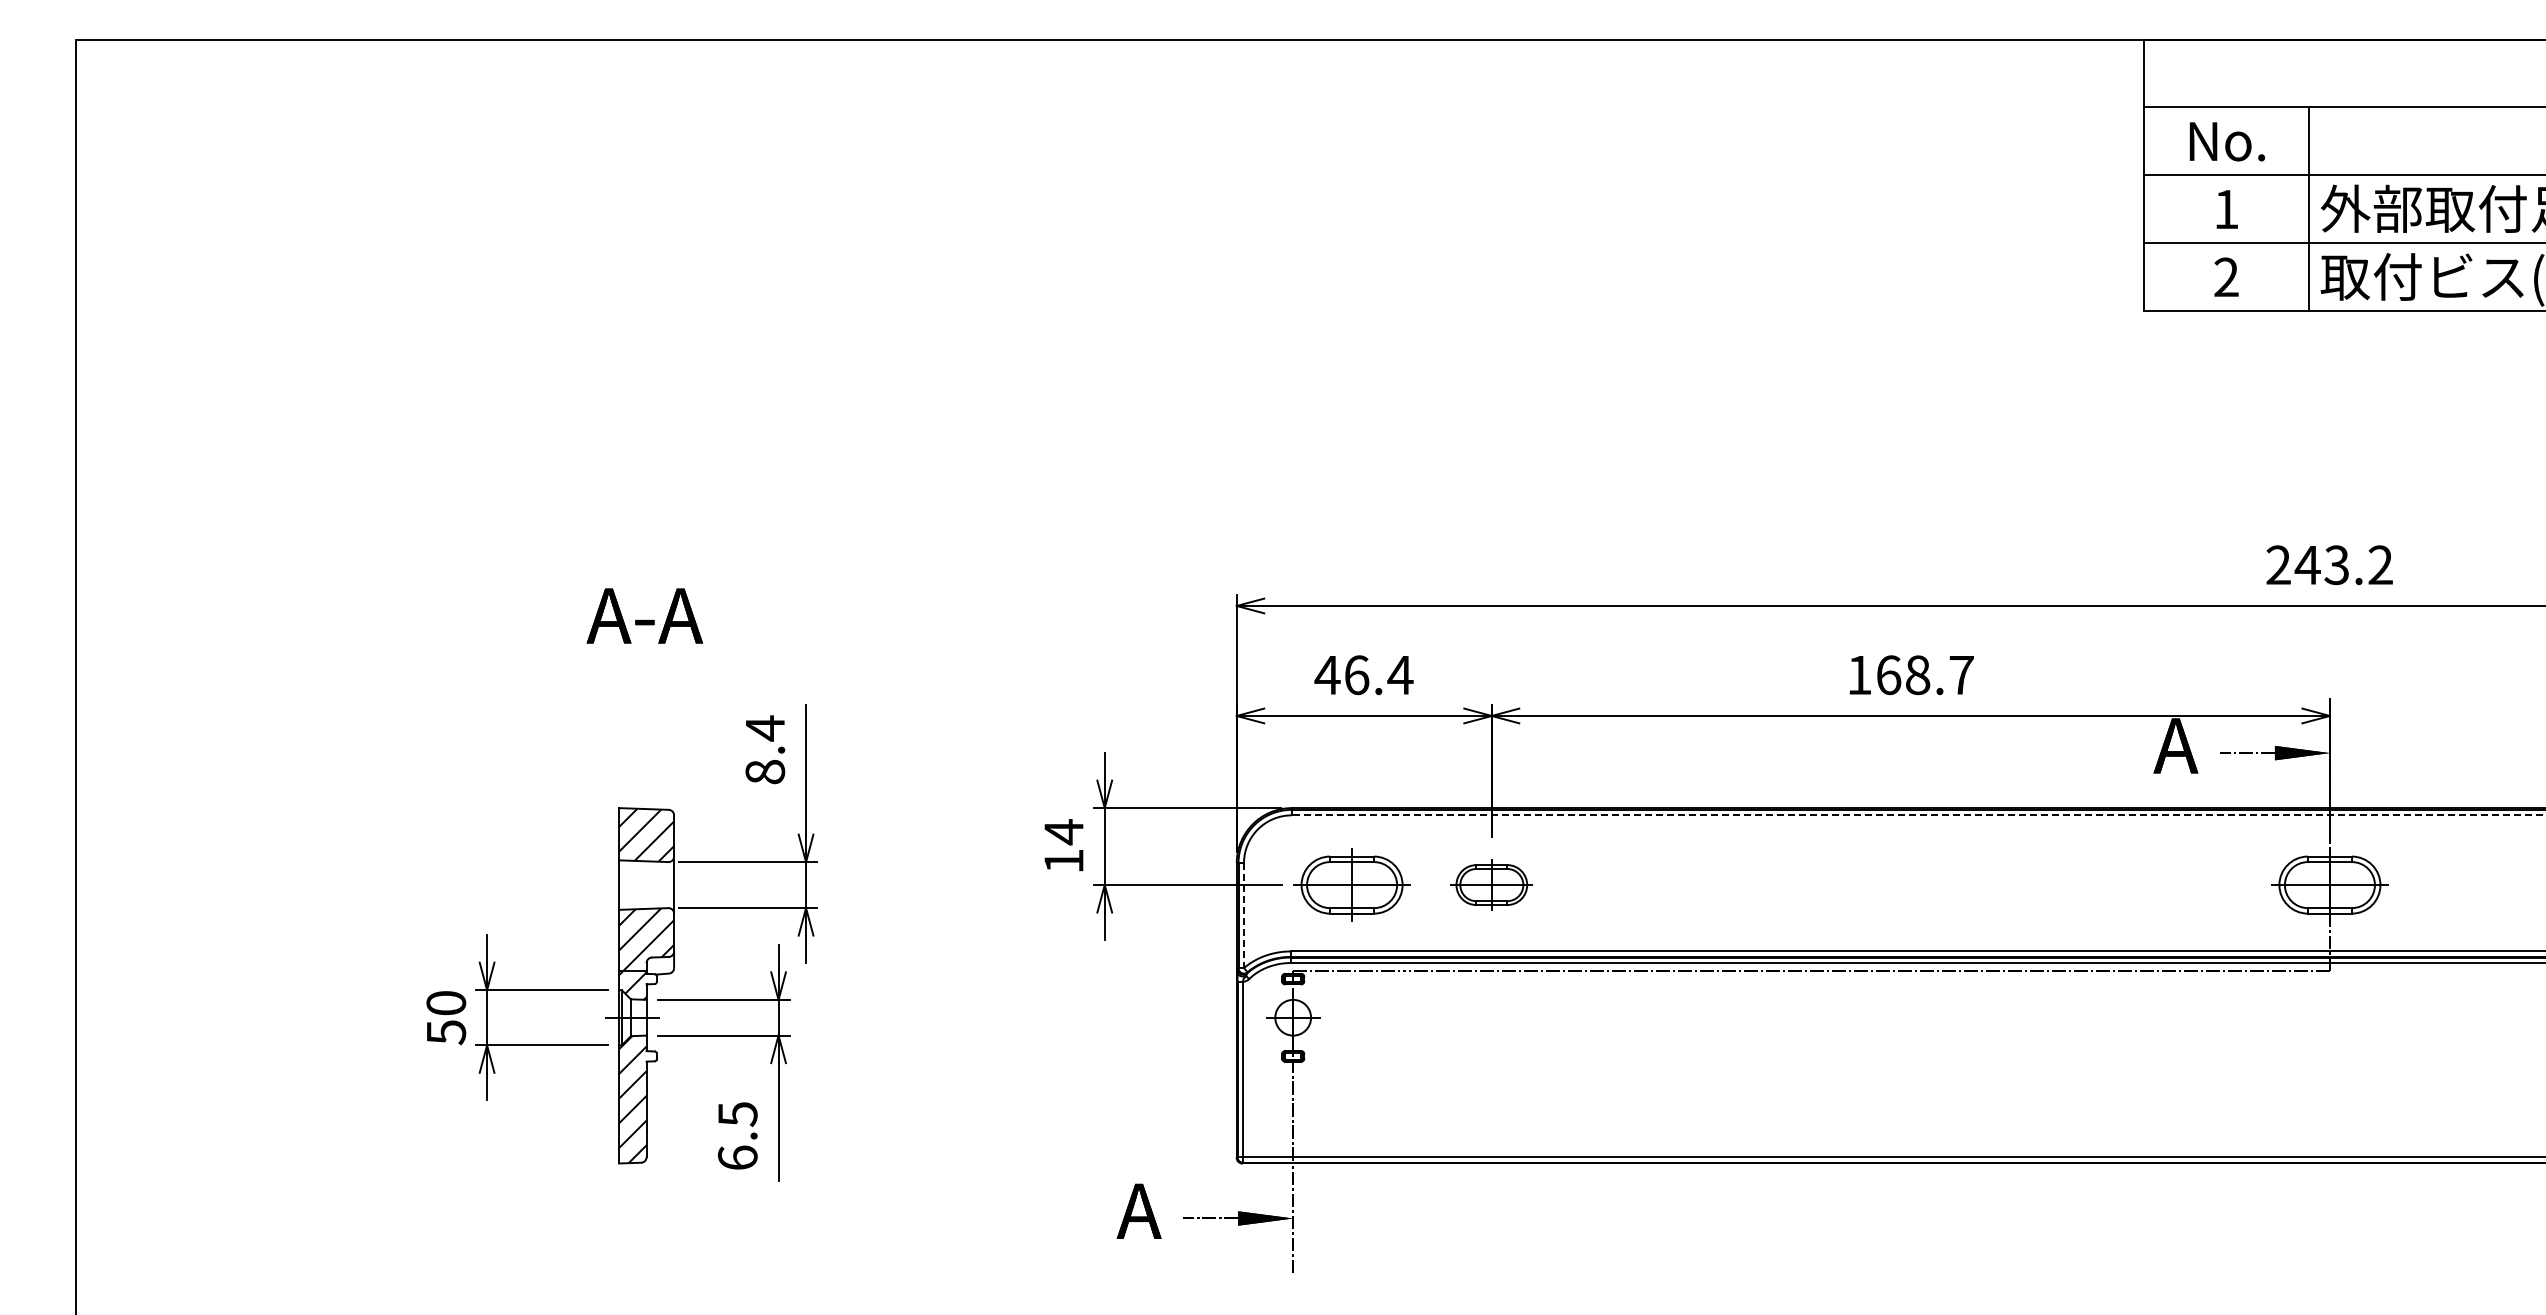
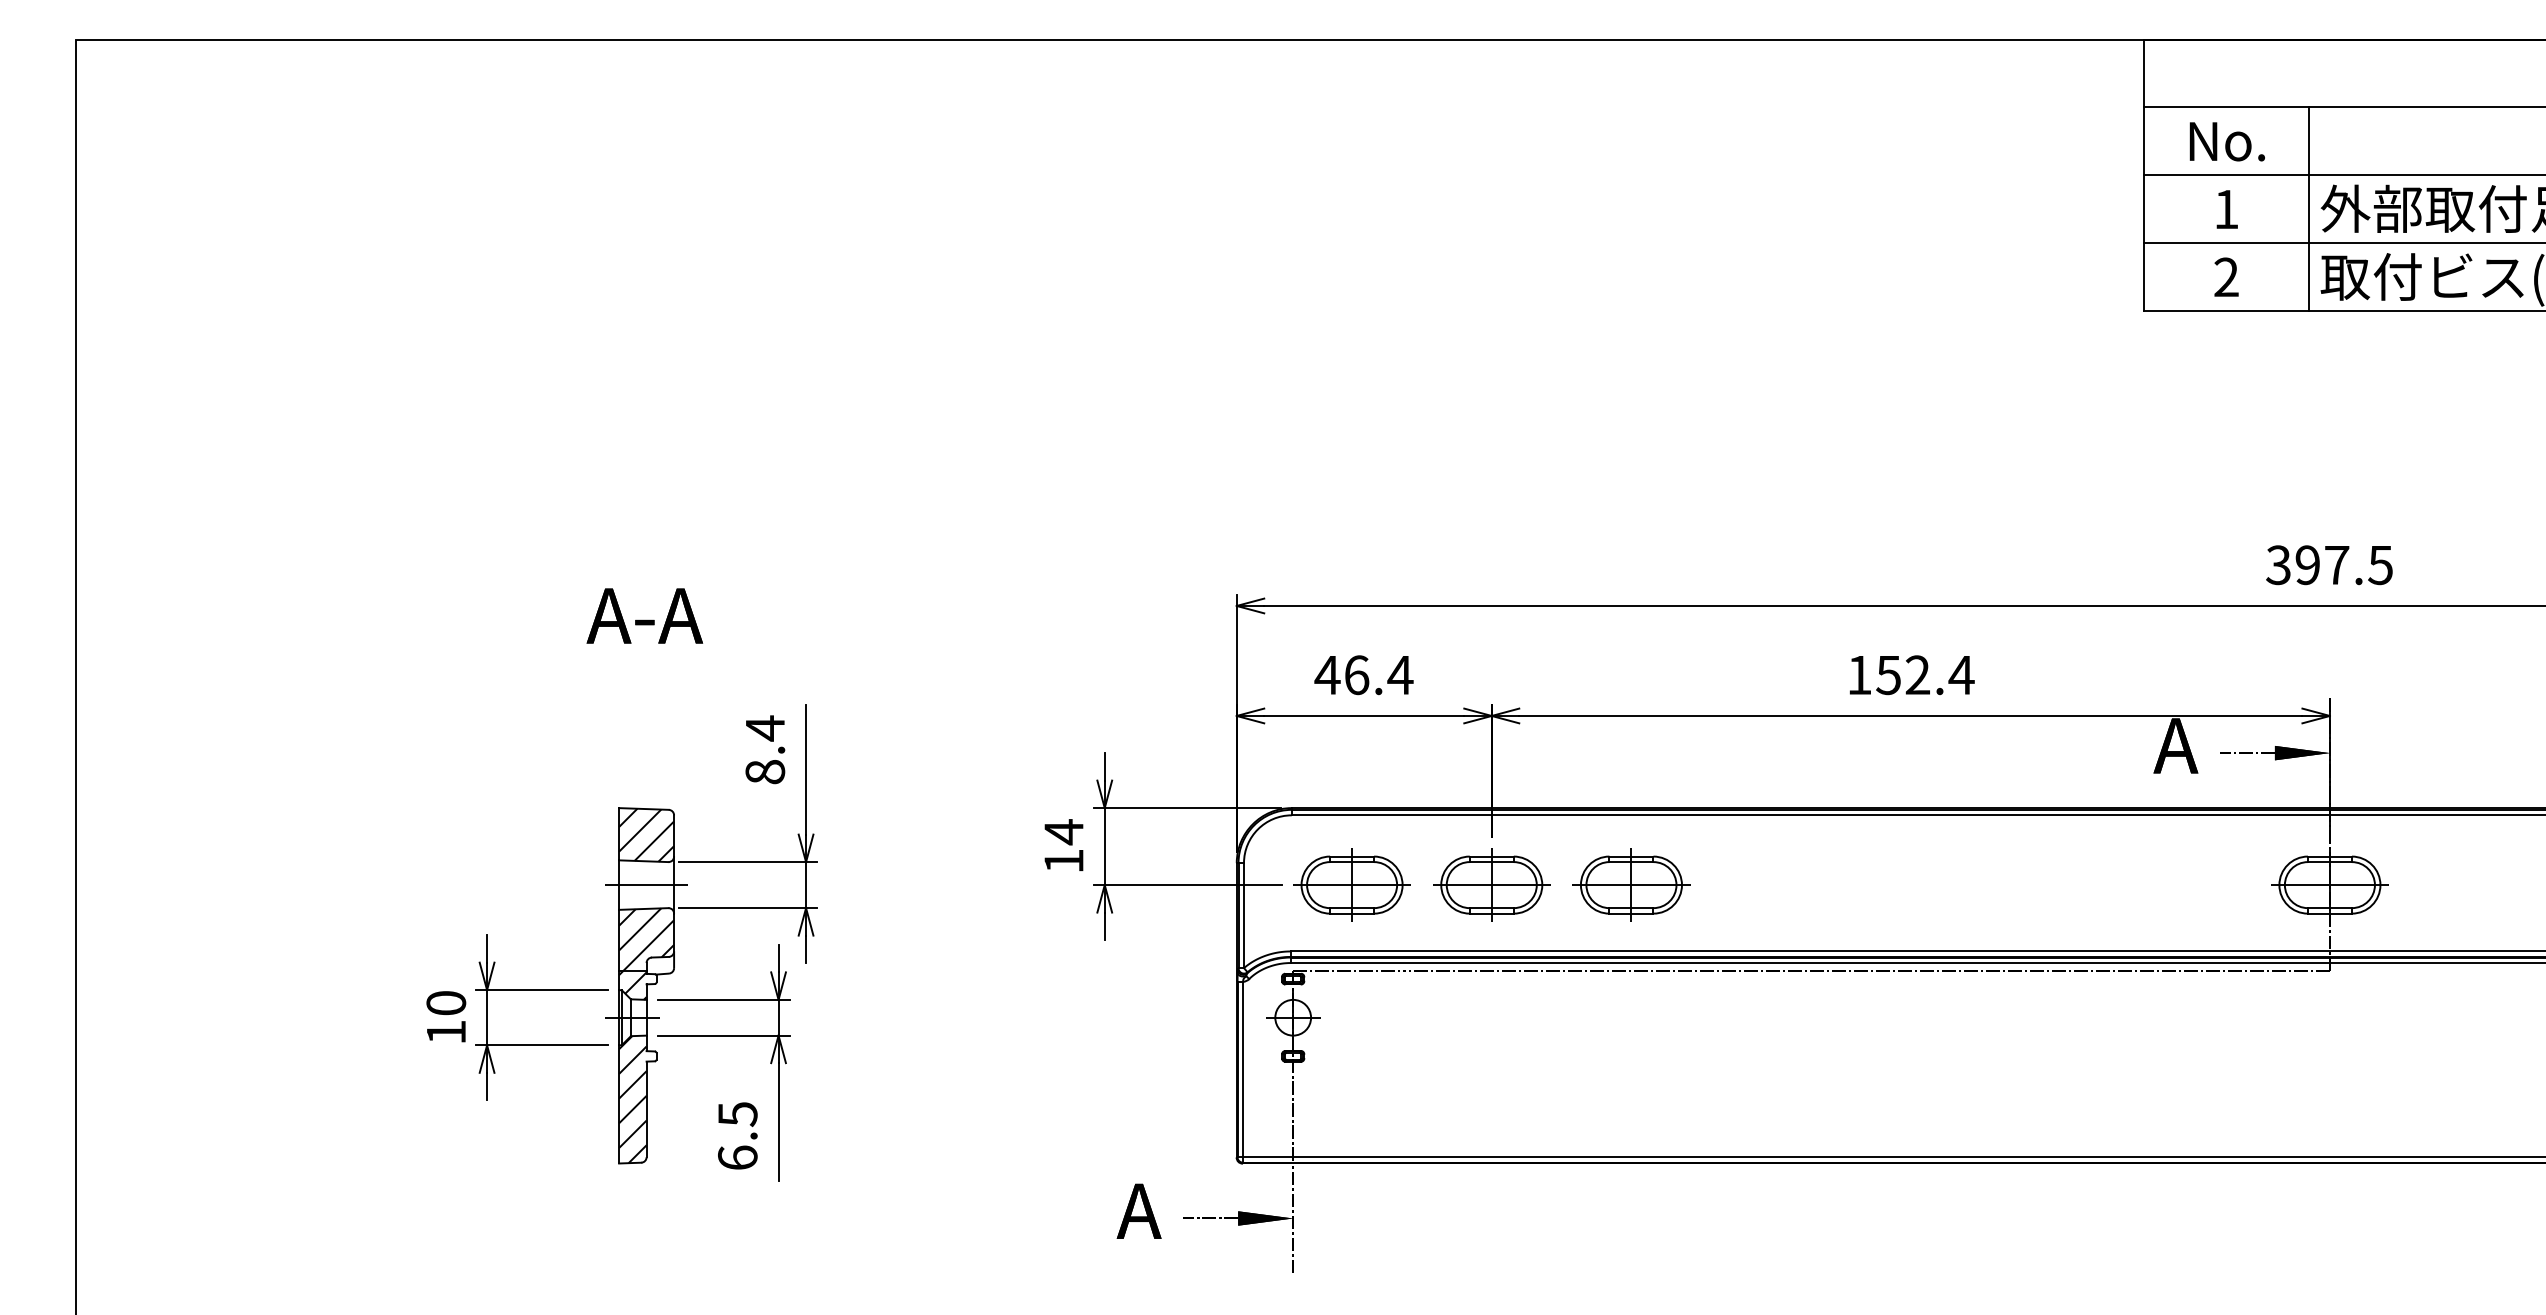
text: 243.2 -> 397.5 (2329, 565)
text: 168.7 -> 152.4 (1925, 675)
line: dashed -> solid (1918, 815)
part size: 83x52 px -> 118x74 px (1491, 884)
part: none -> present (1631, 884)
line: none -> present (646, 885)
line: dashed -> solid (1244, 915)
text: 50 -> 10 (446, 1032)
